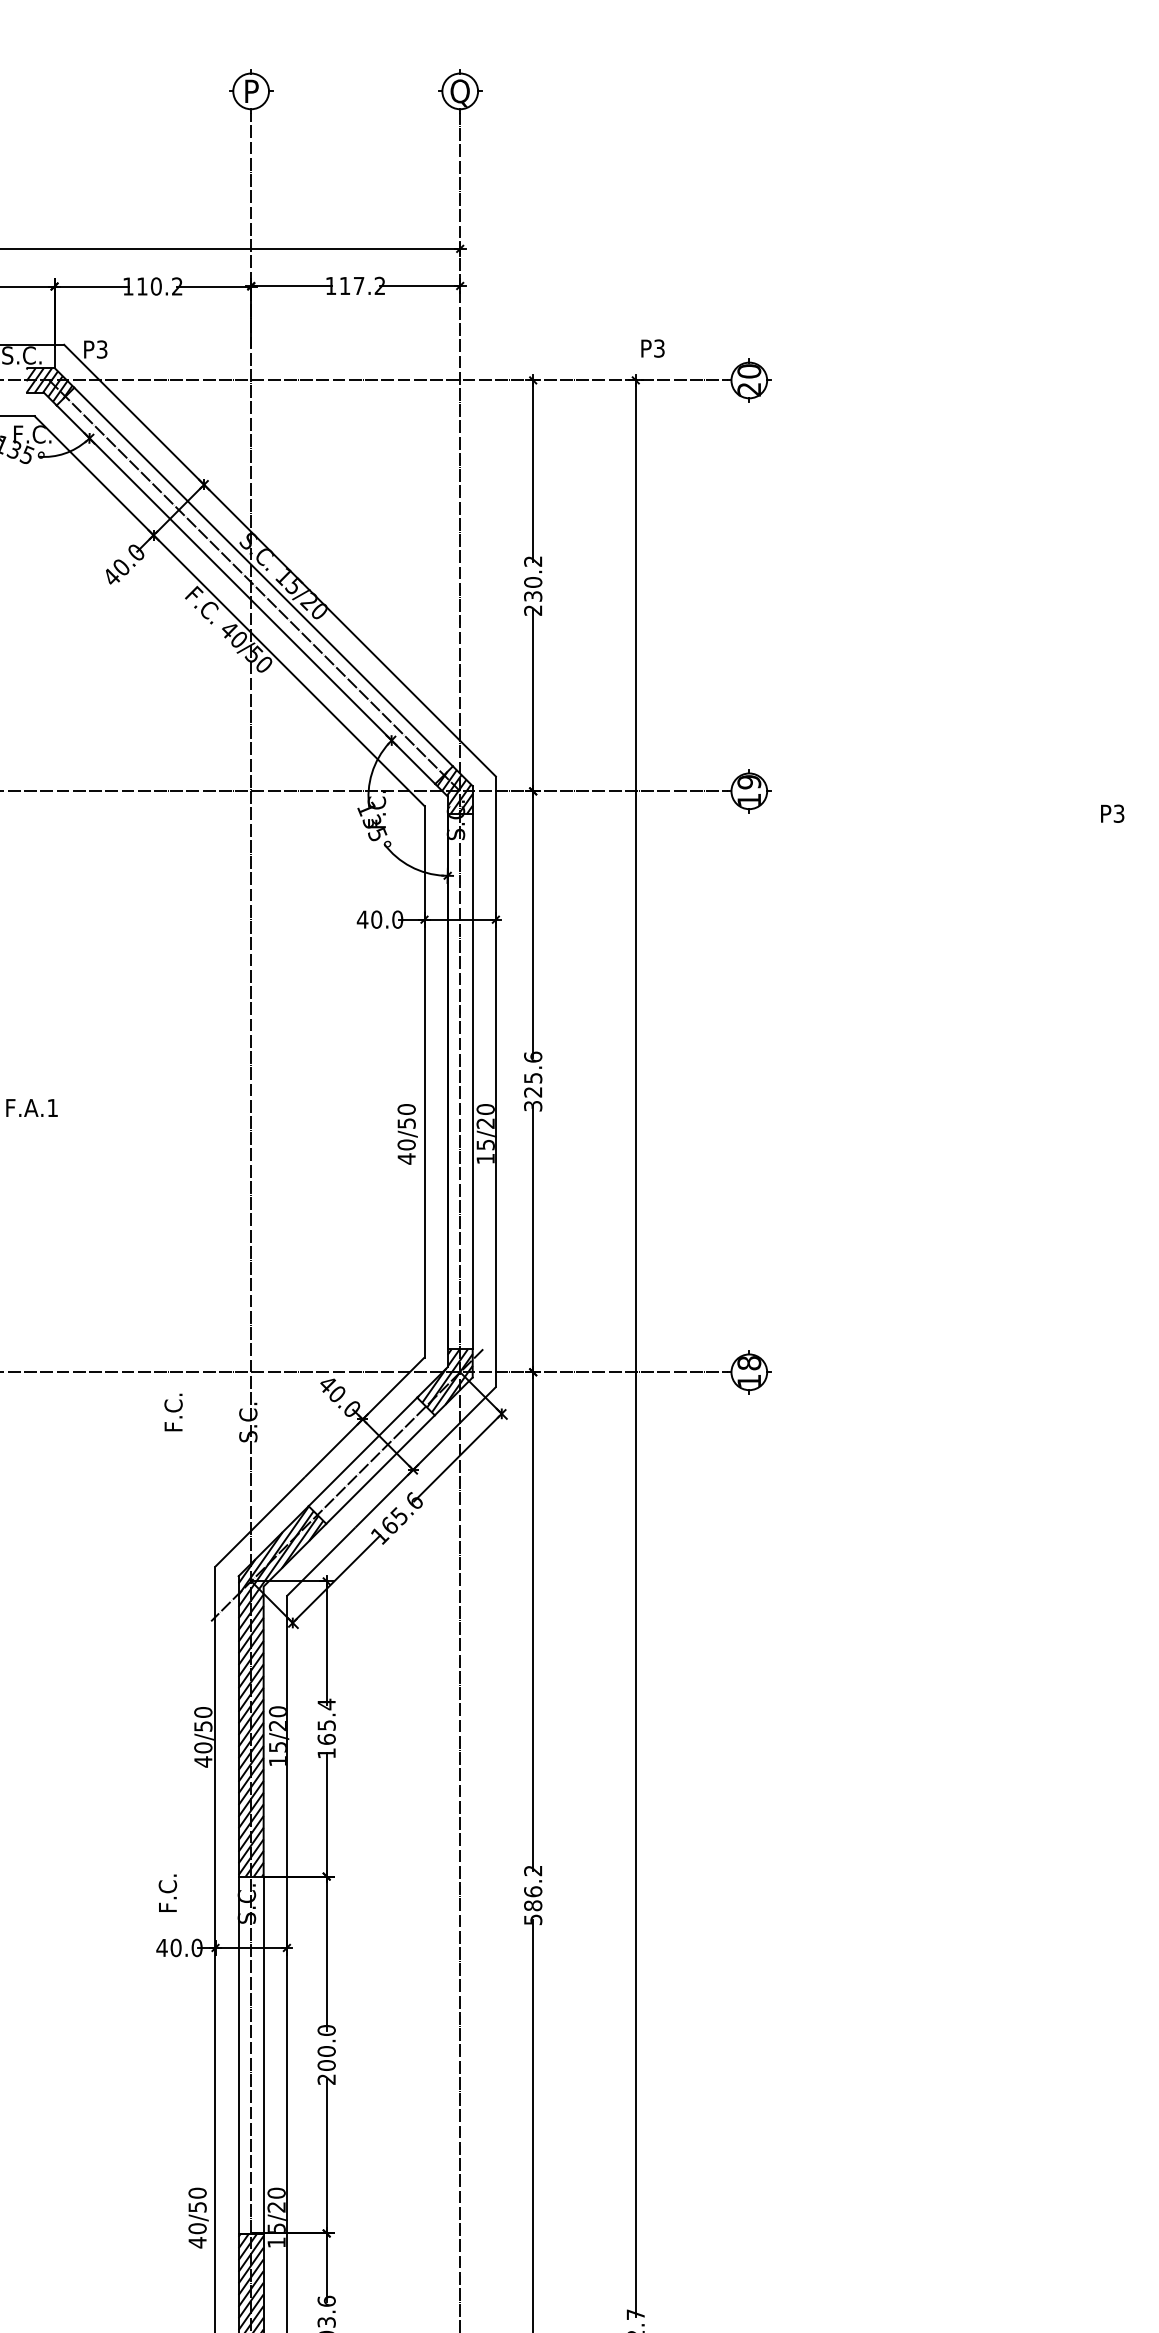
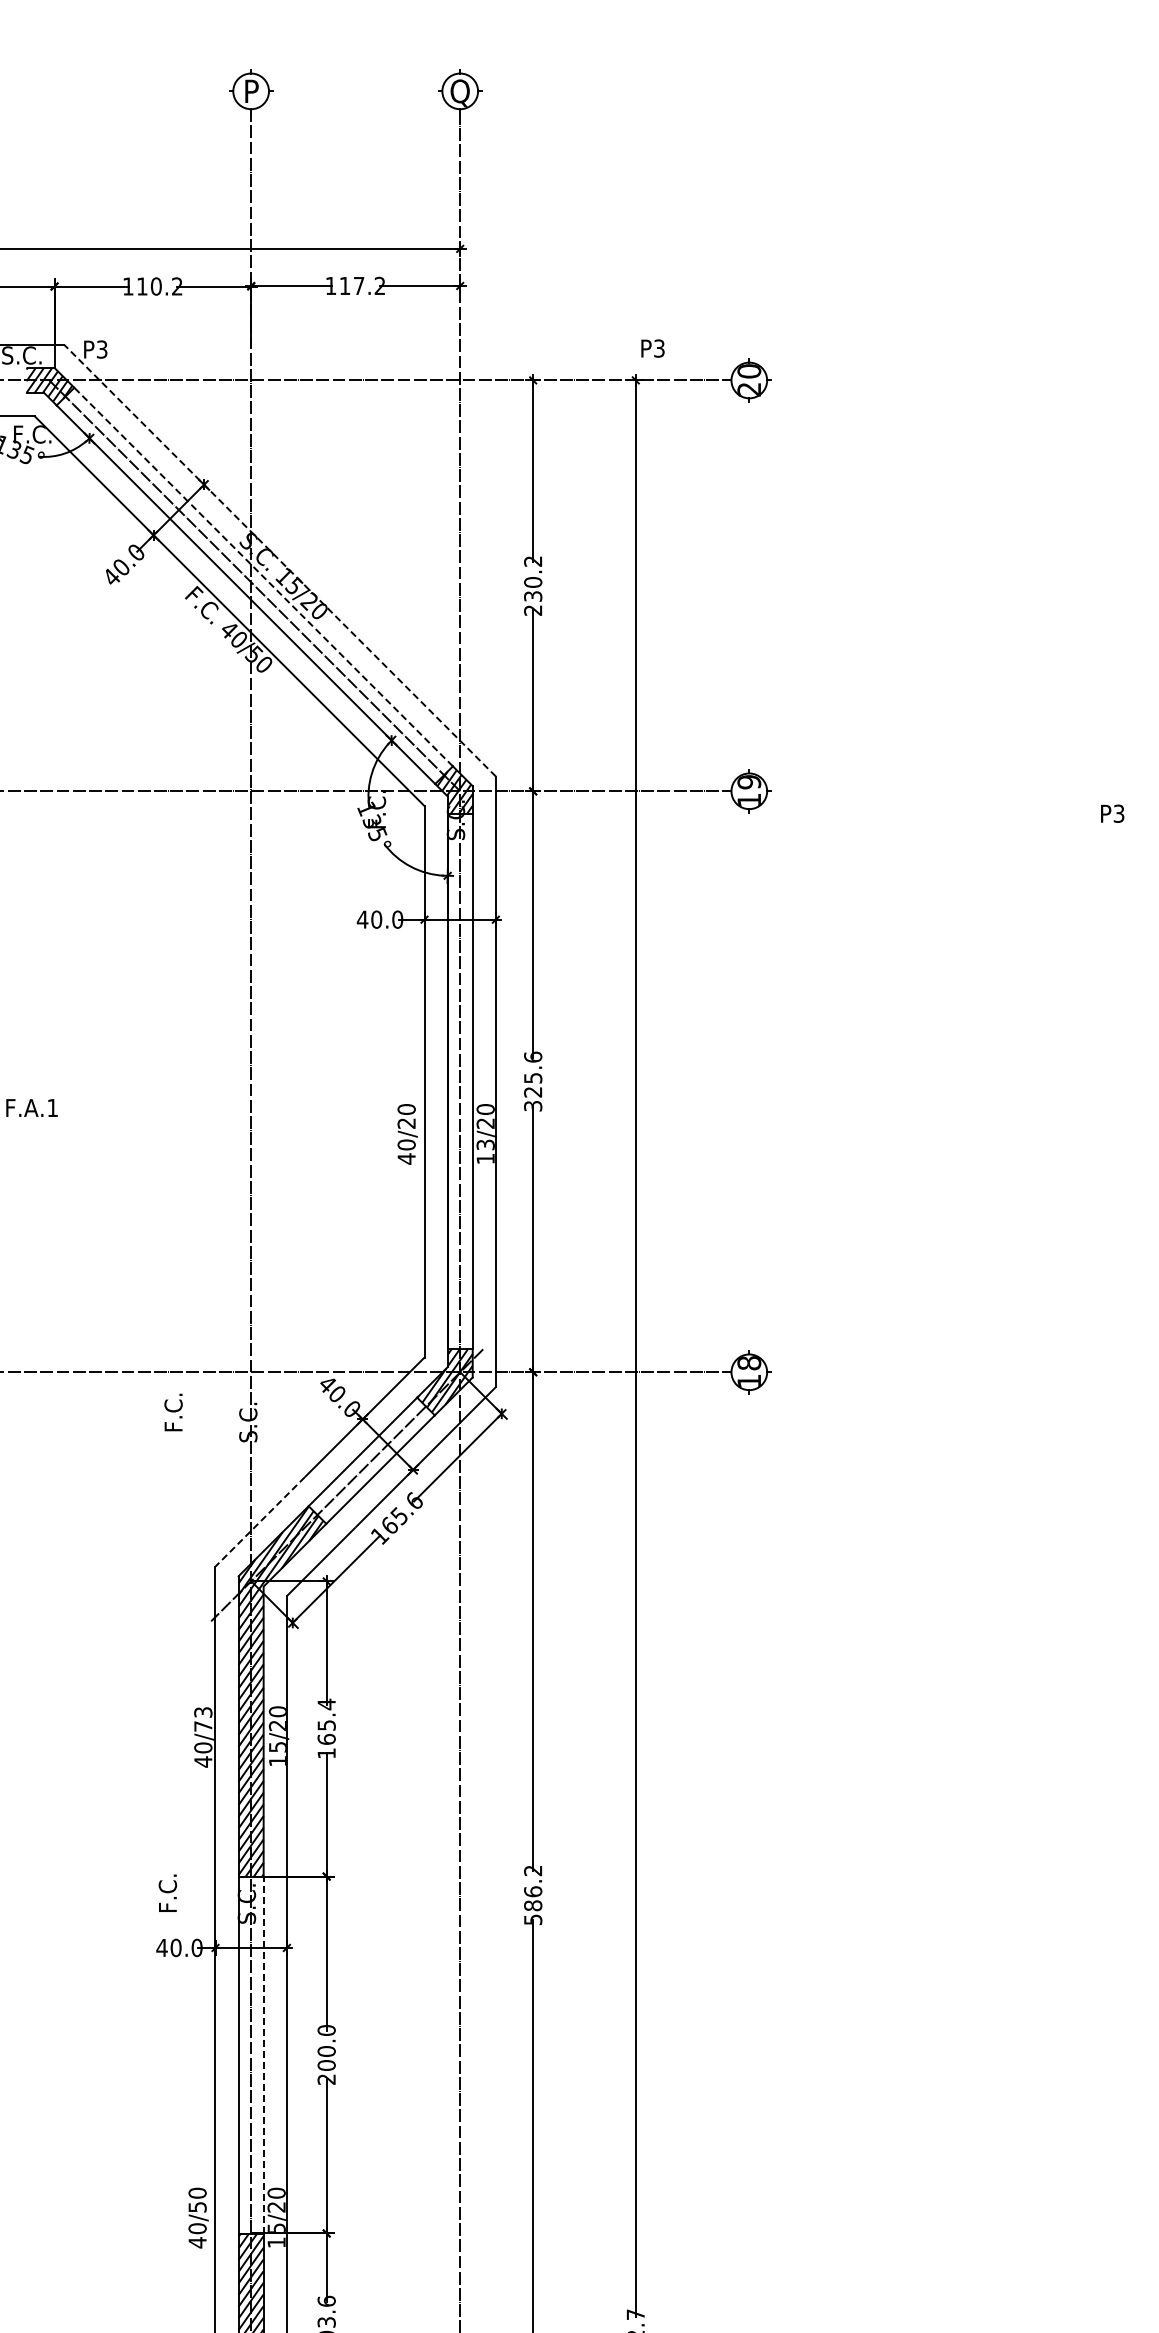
line: solid -> dashed (279, 560)
line: solid -> dashed (263, 577)
text: 40/50 -> 40/20 (406, 1123)
text: 15/20 -> 13/20 (485, 1144)
line: solid -> dashed (259, 1522)
text: 40/50 -> 40/73 (203, 1719)
line: solid -> dashed (263, 2054)
